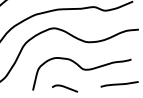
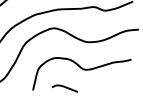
line: present -> none (119, 84)
